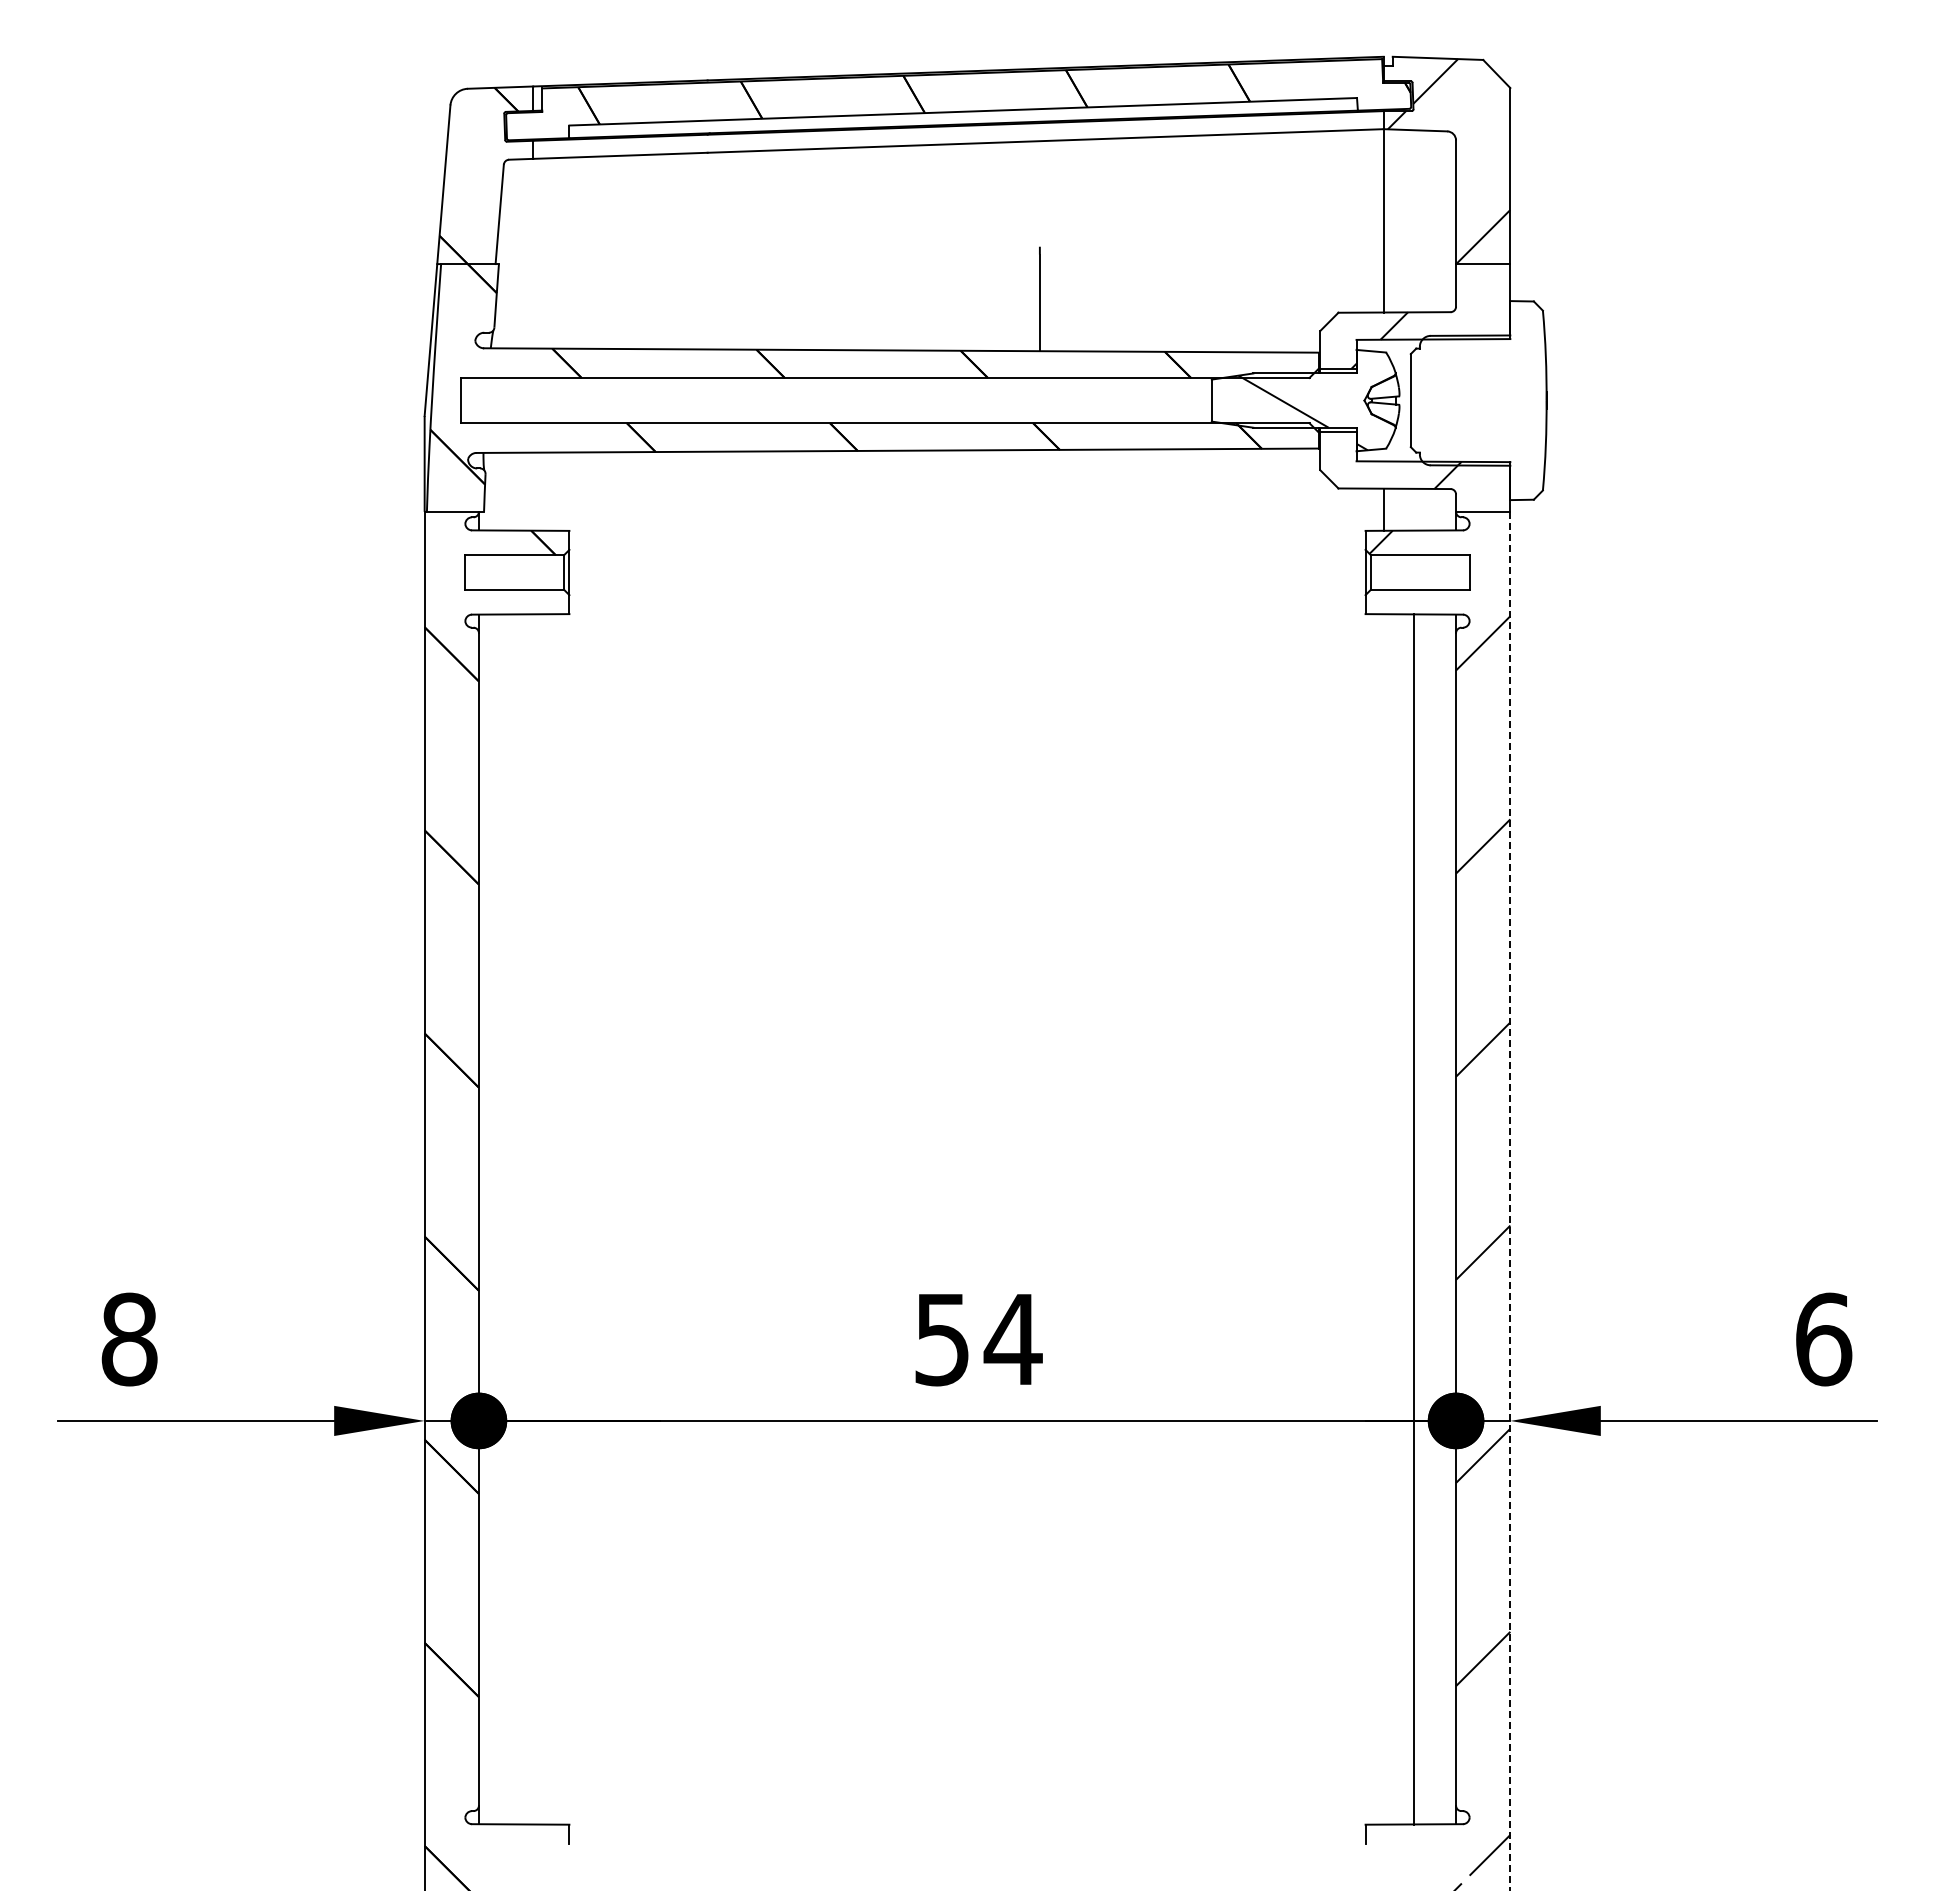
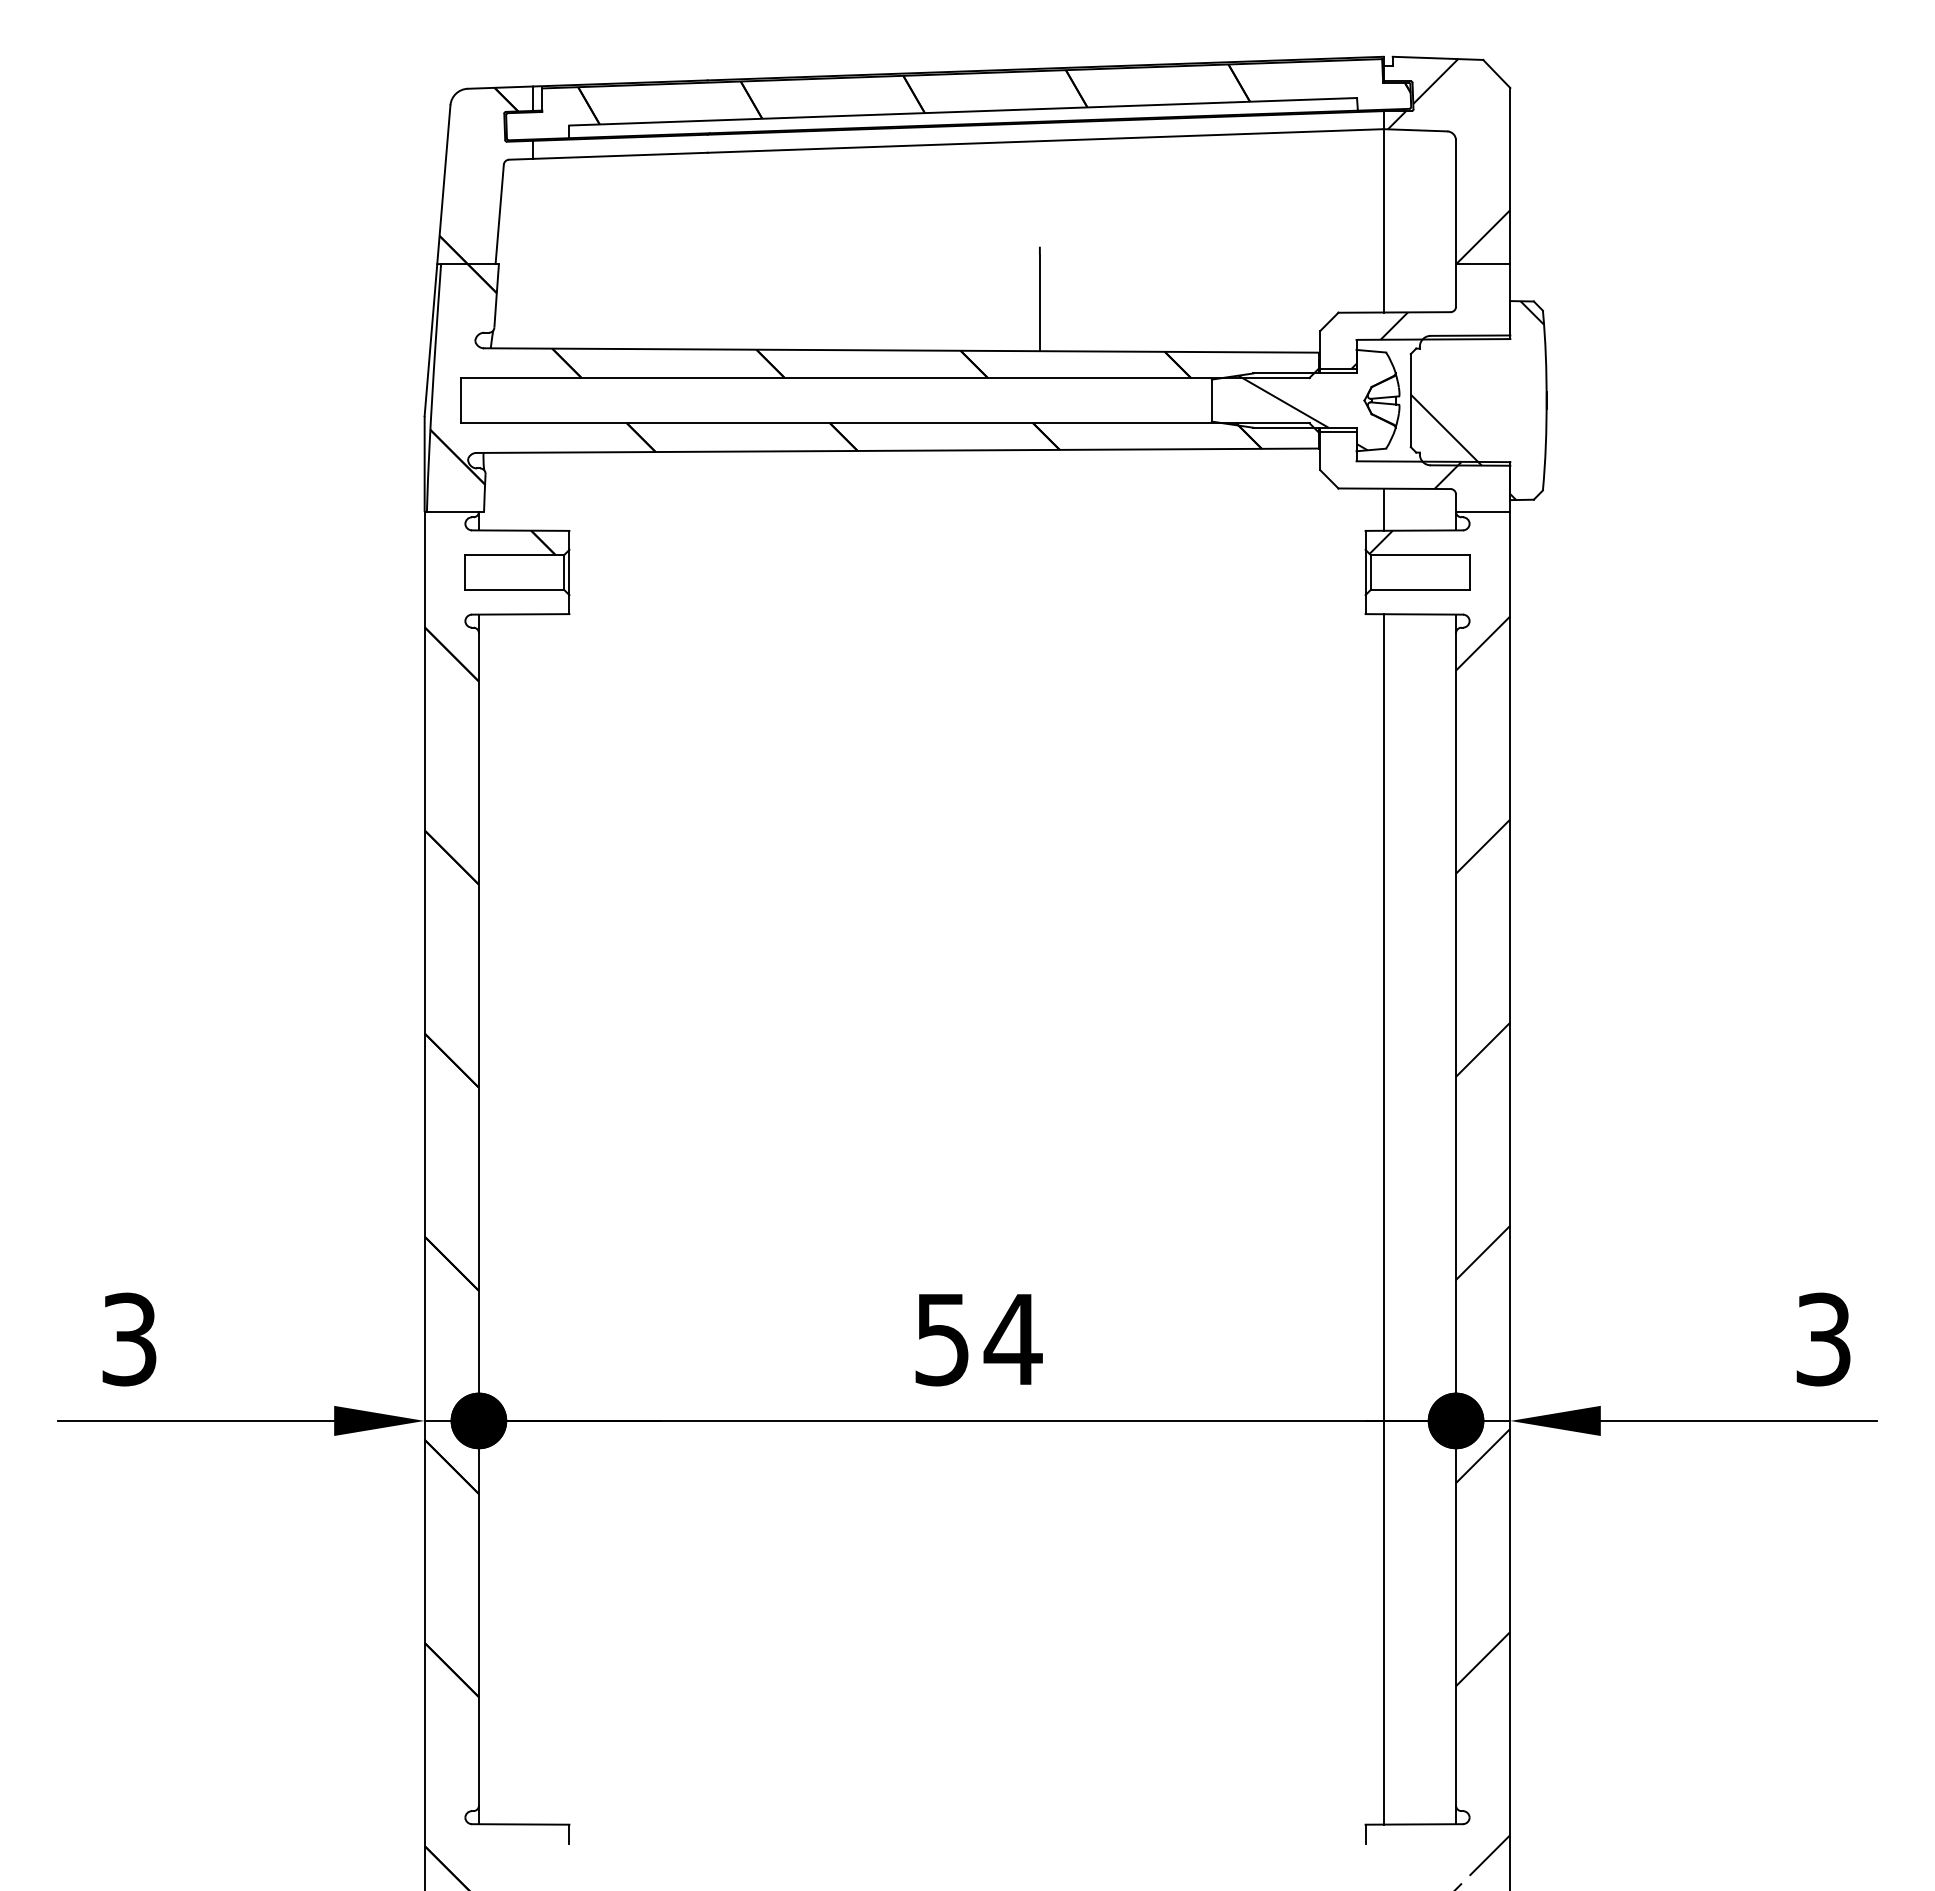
hatch: none -> present (1477, 400)
line: dashed -> solid (1510, 1200)
line position: (1413, 1219) -> (1383, 1219) (1383, 1219)
text: 8 -> 3 (129, 1339)
text: 6 -> 3 (1824, 1339)
